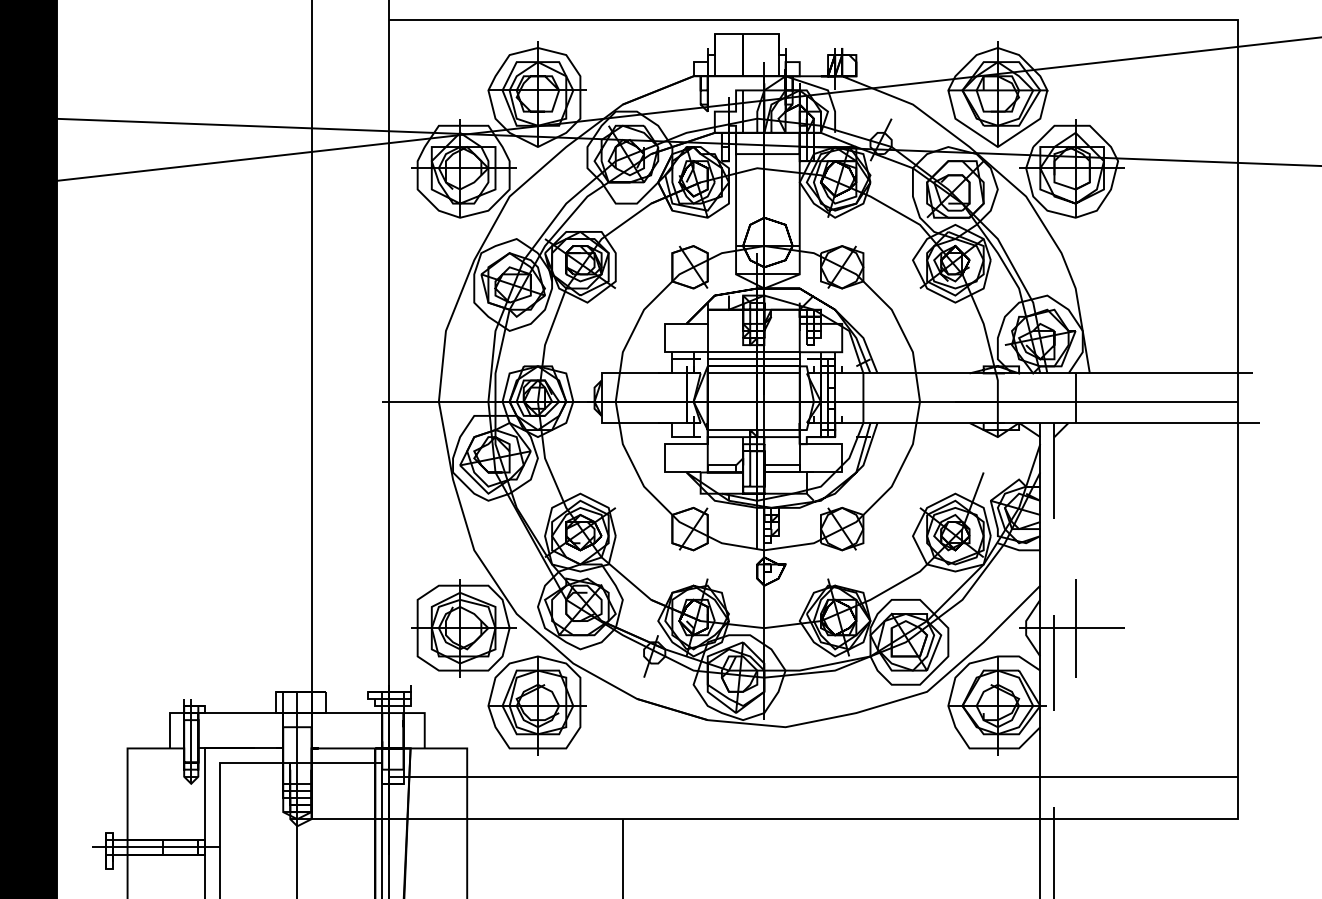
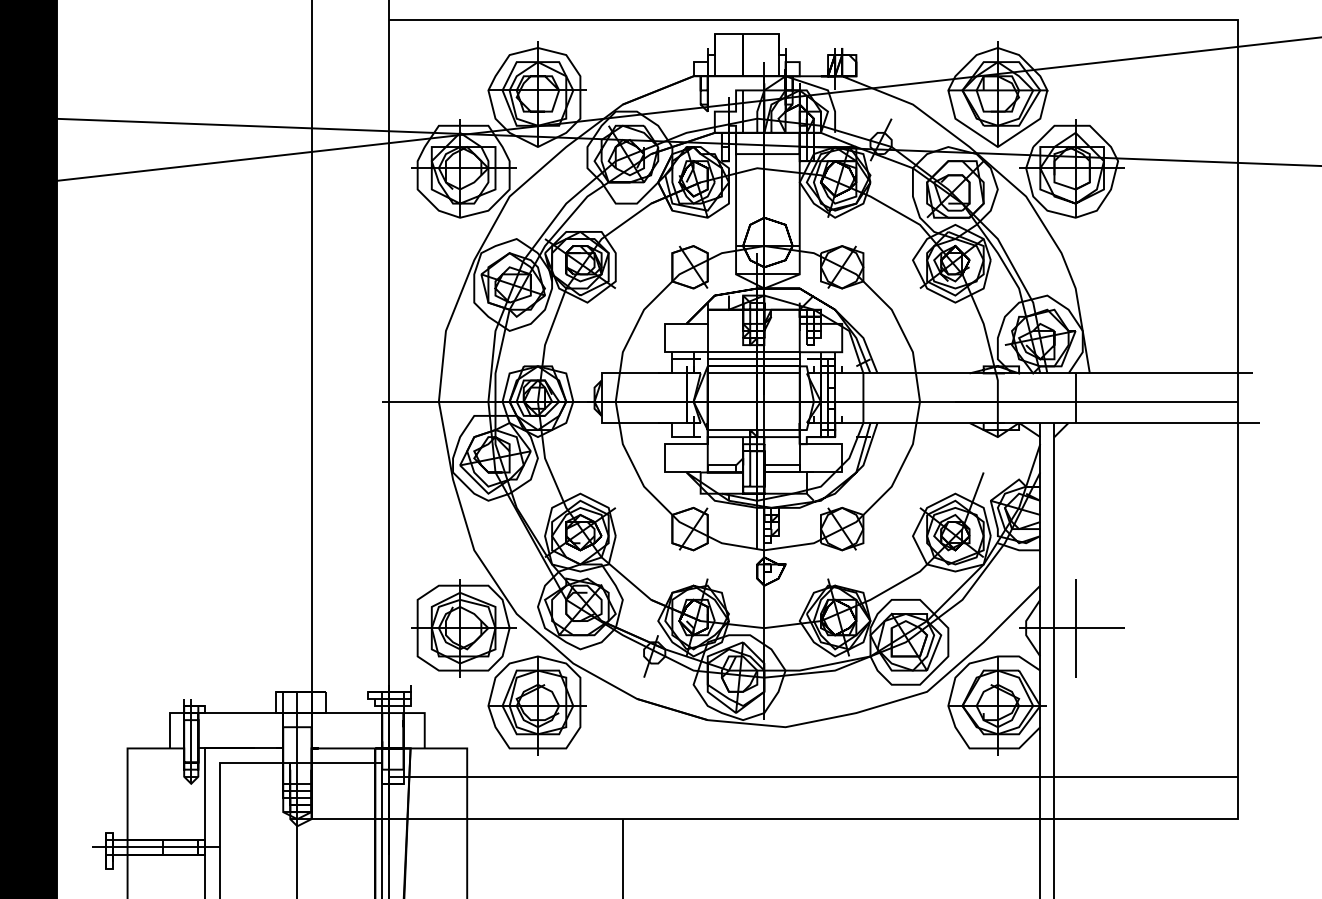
line: dashed -> solid (1054, 660)
